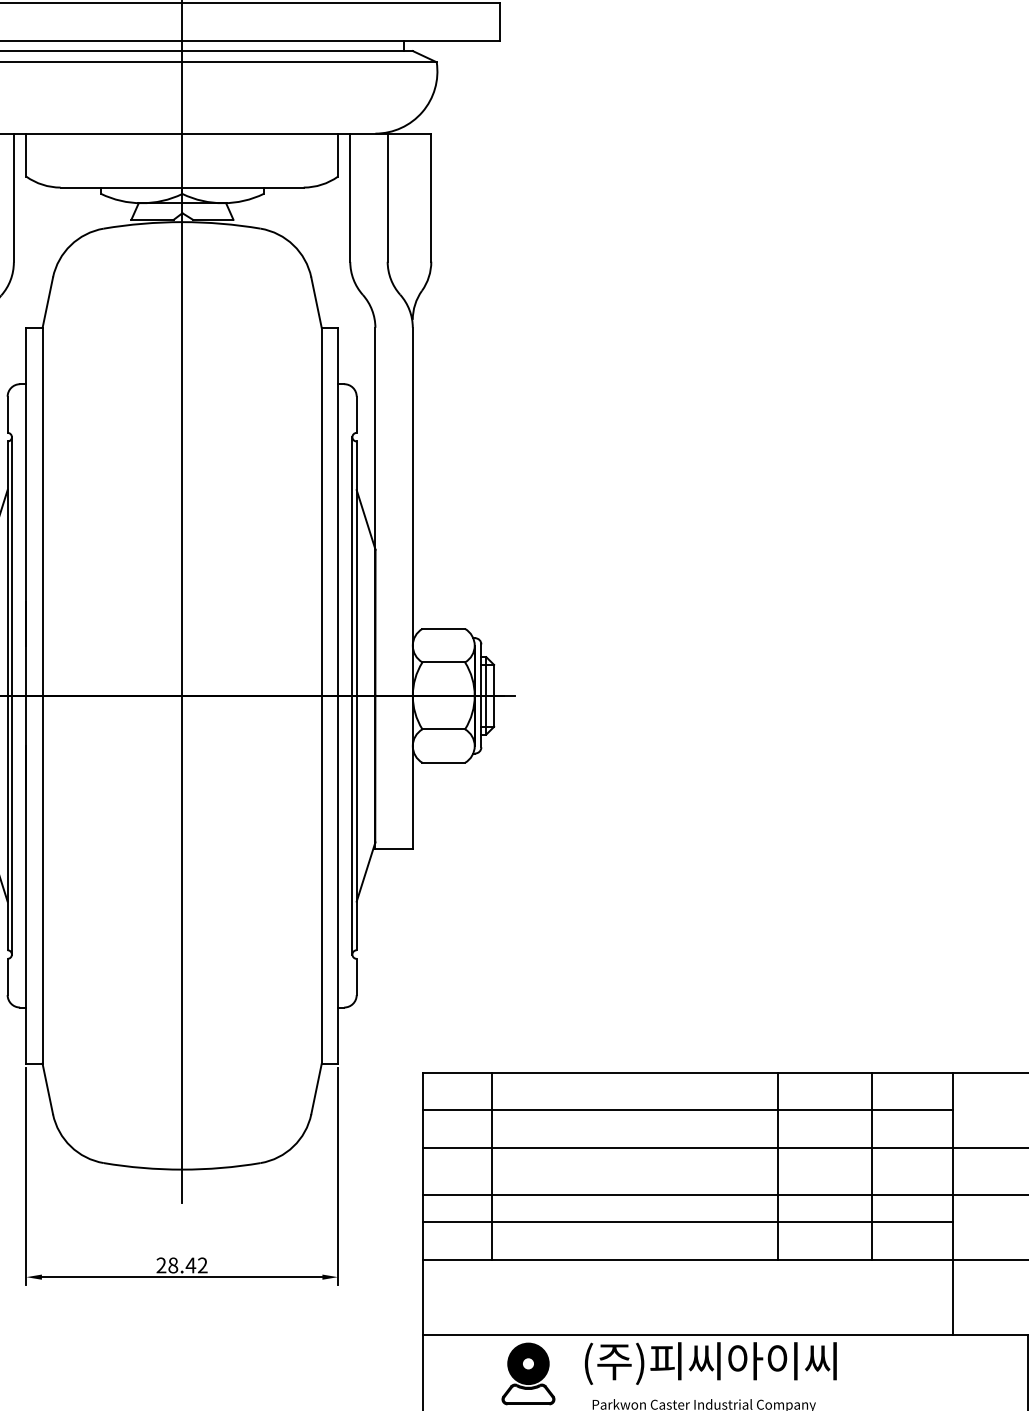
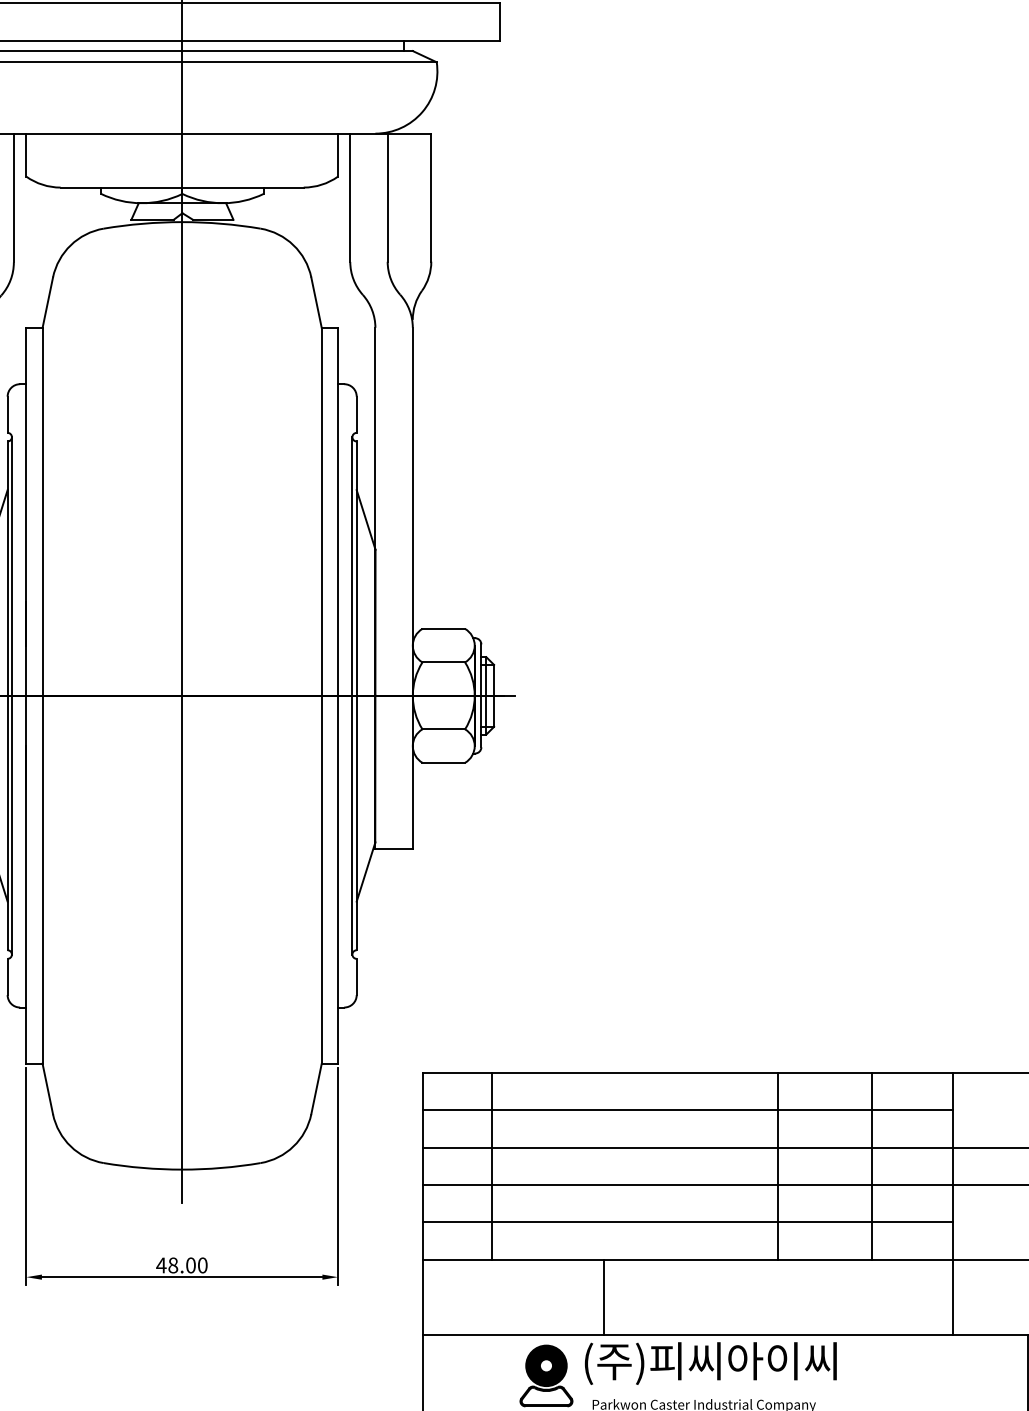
line position: (724, 1195) -> (724, 1185) (724, 1185)
text: 28.42 -> 48.00 (181, 1265)
line: none -> present (603, 1296)
part position: (528, 1373) -> (546, 1375) (546, 1375)
